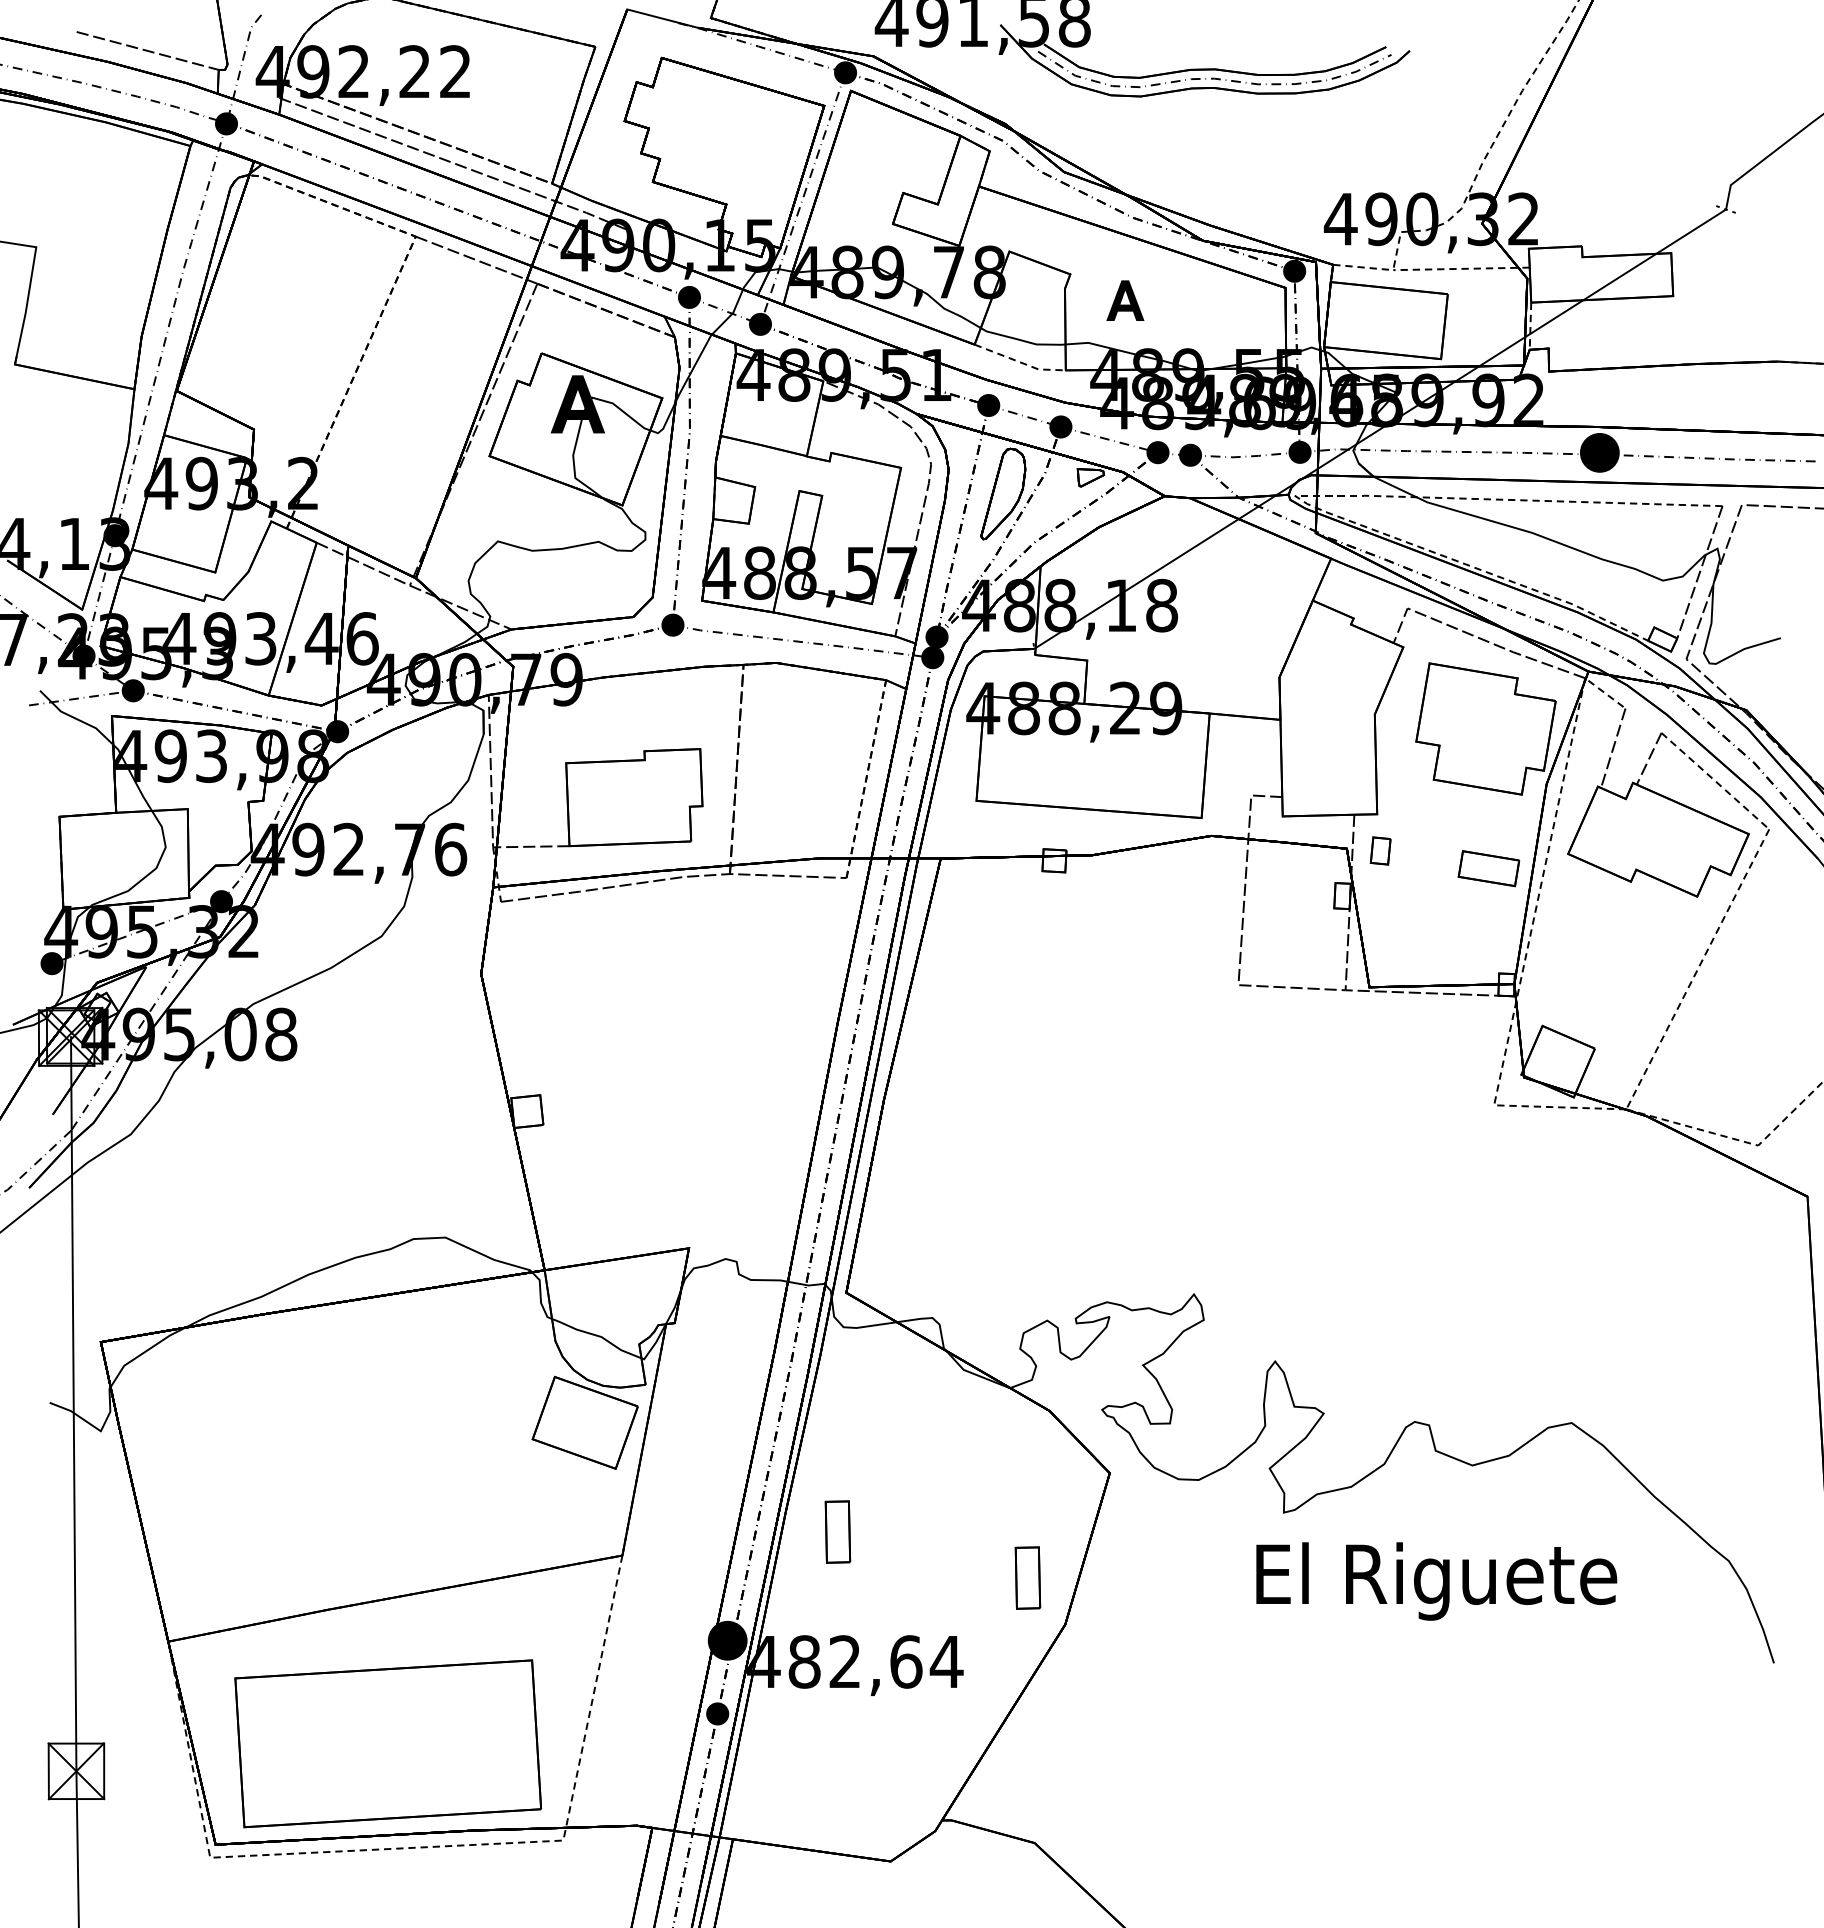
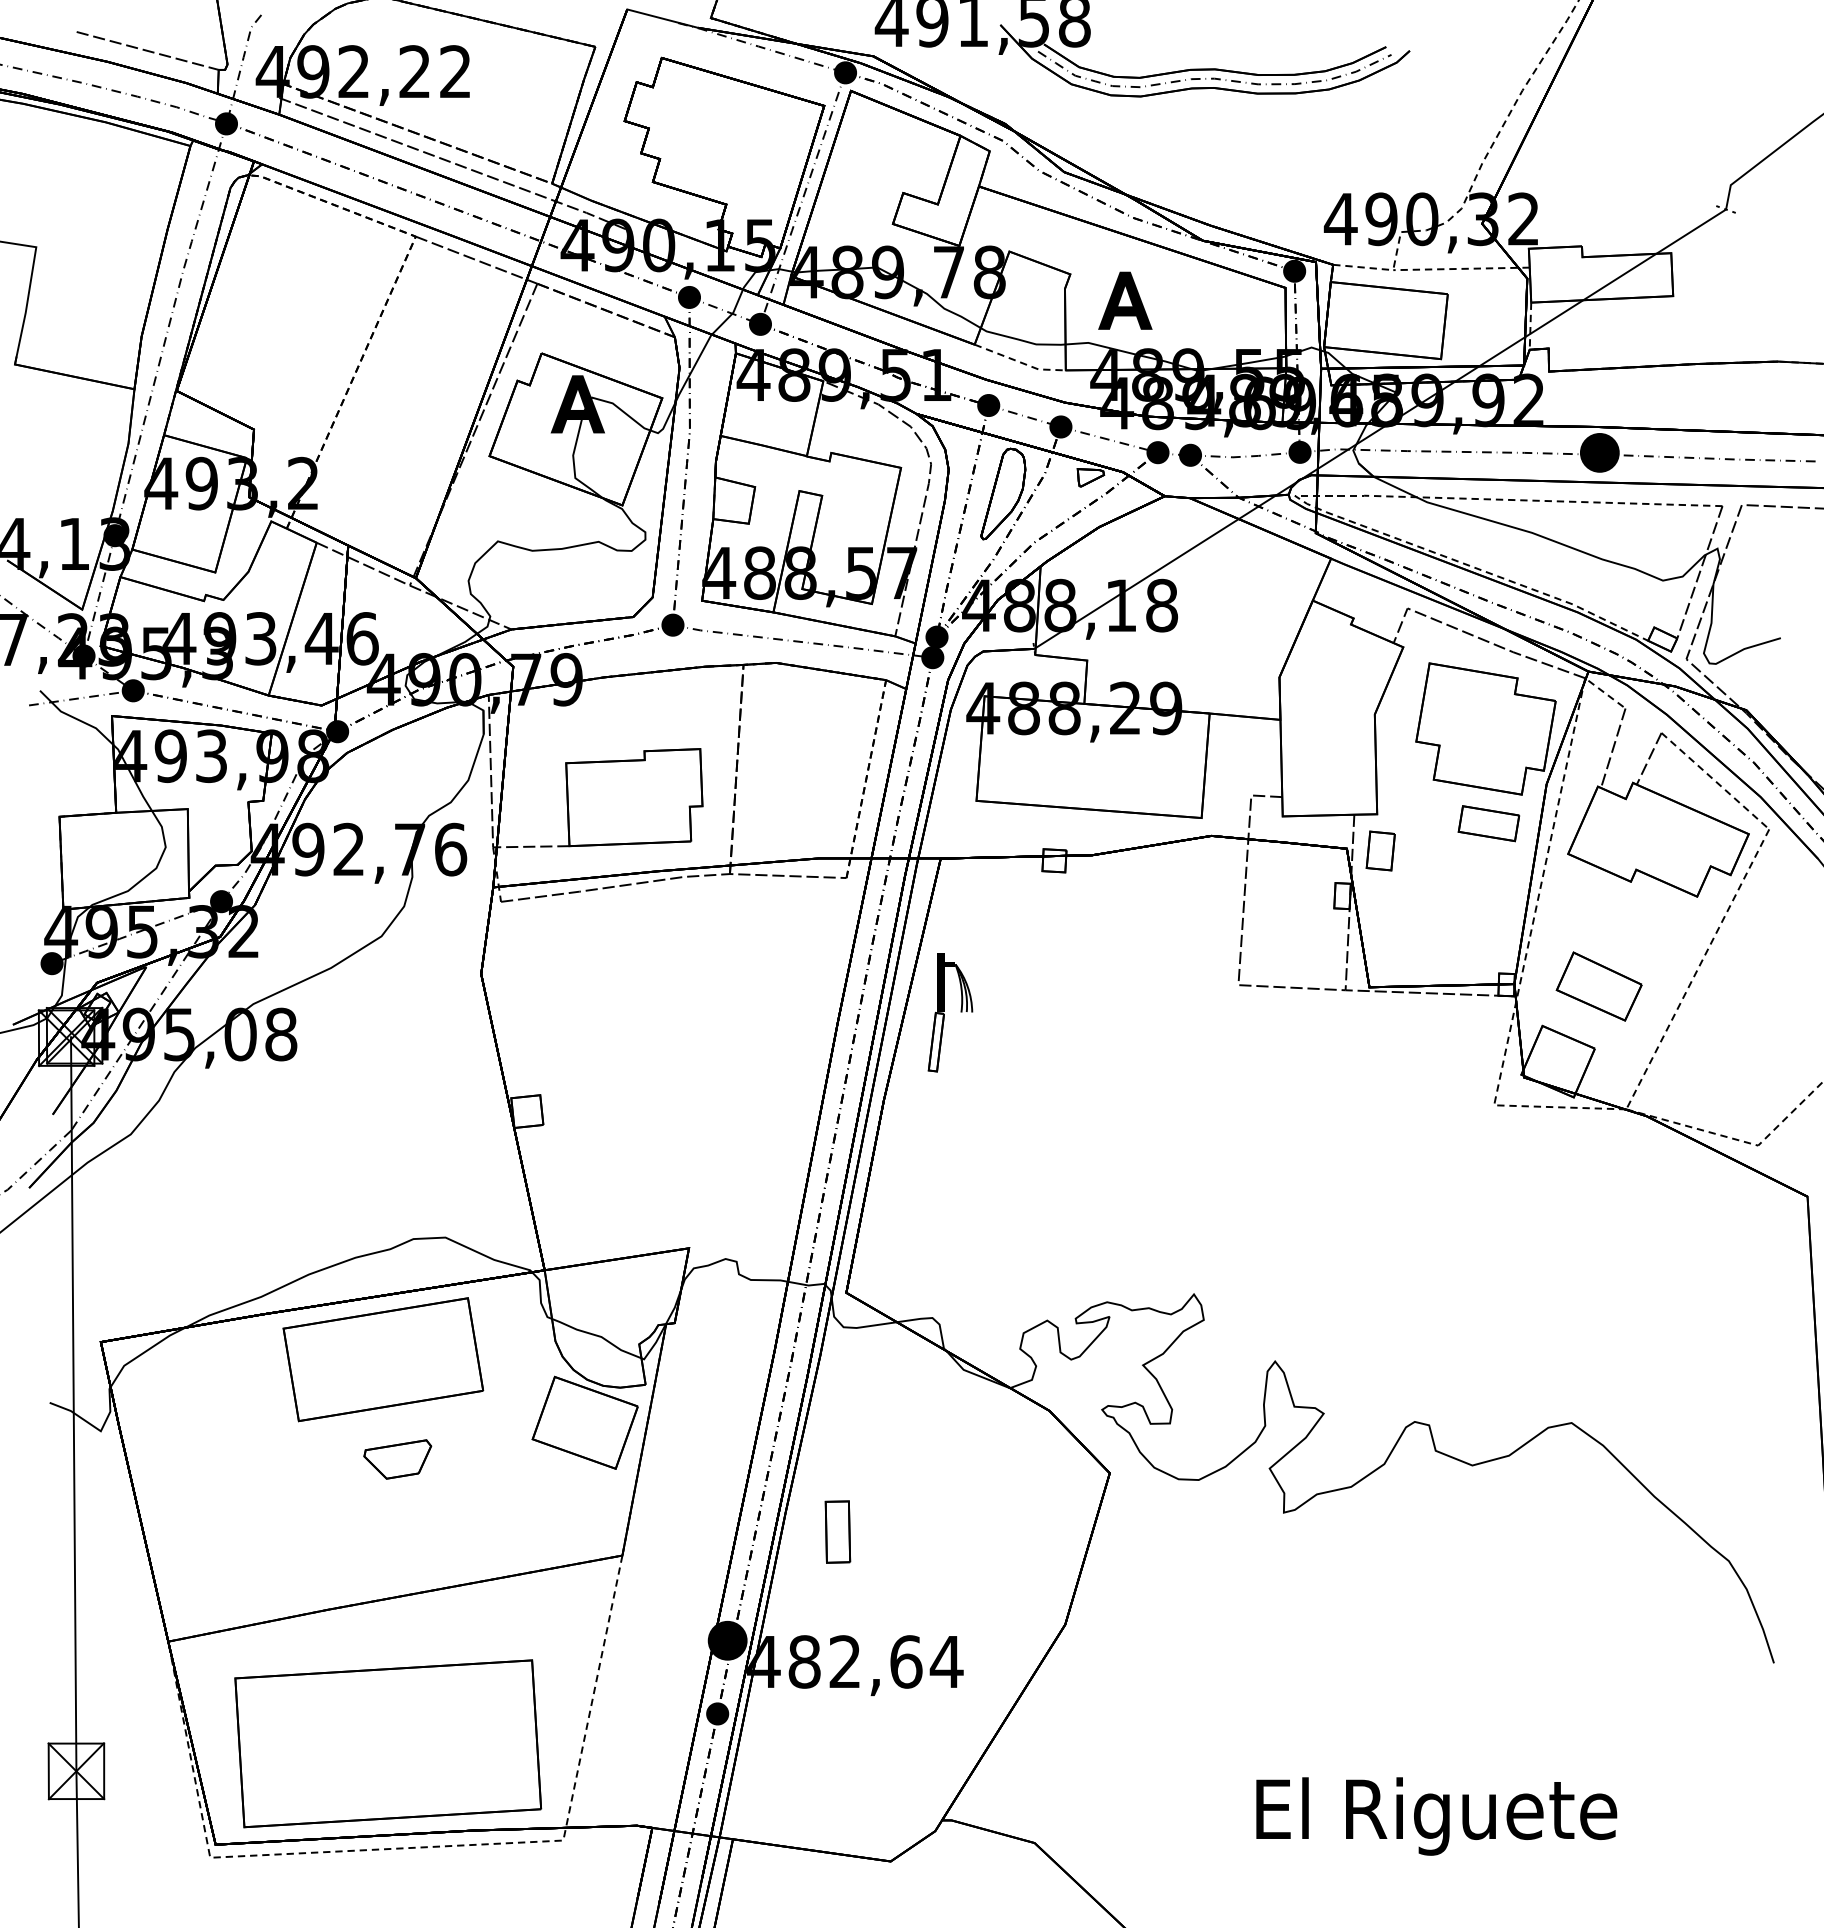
part size: 39x41 px -> 55x59 px (1125, 300)
part size: 23x30 px -> 31x42 px (1380, 850)
part position: (1488, 868) -> (1488, 823) (1488, 823)
part: none -> present (1598, 986)
part: none -> present (944, 1011)
part: none -> present (383, 1359)
part: none -> present (397, 1459)
part: present -> none (1027, 1577)
text position: (1436, 1581) -> (1436, 1816) (1436, 1816)
